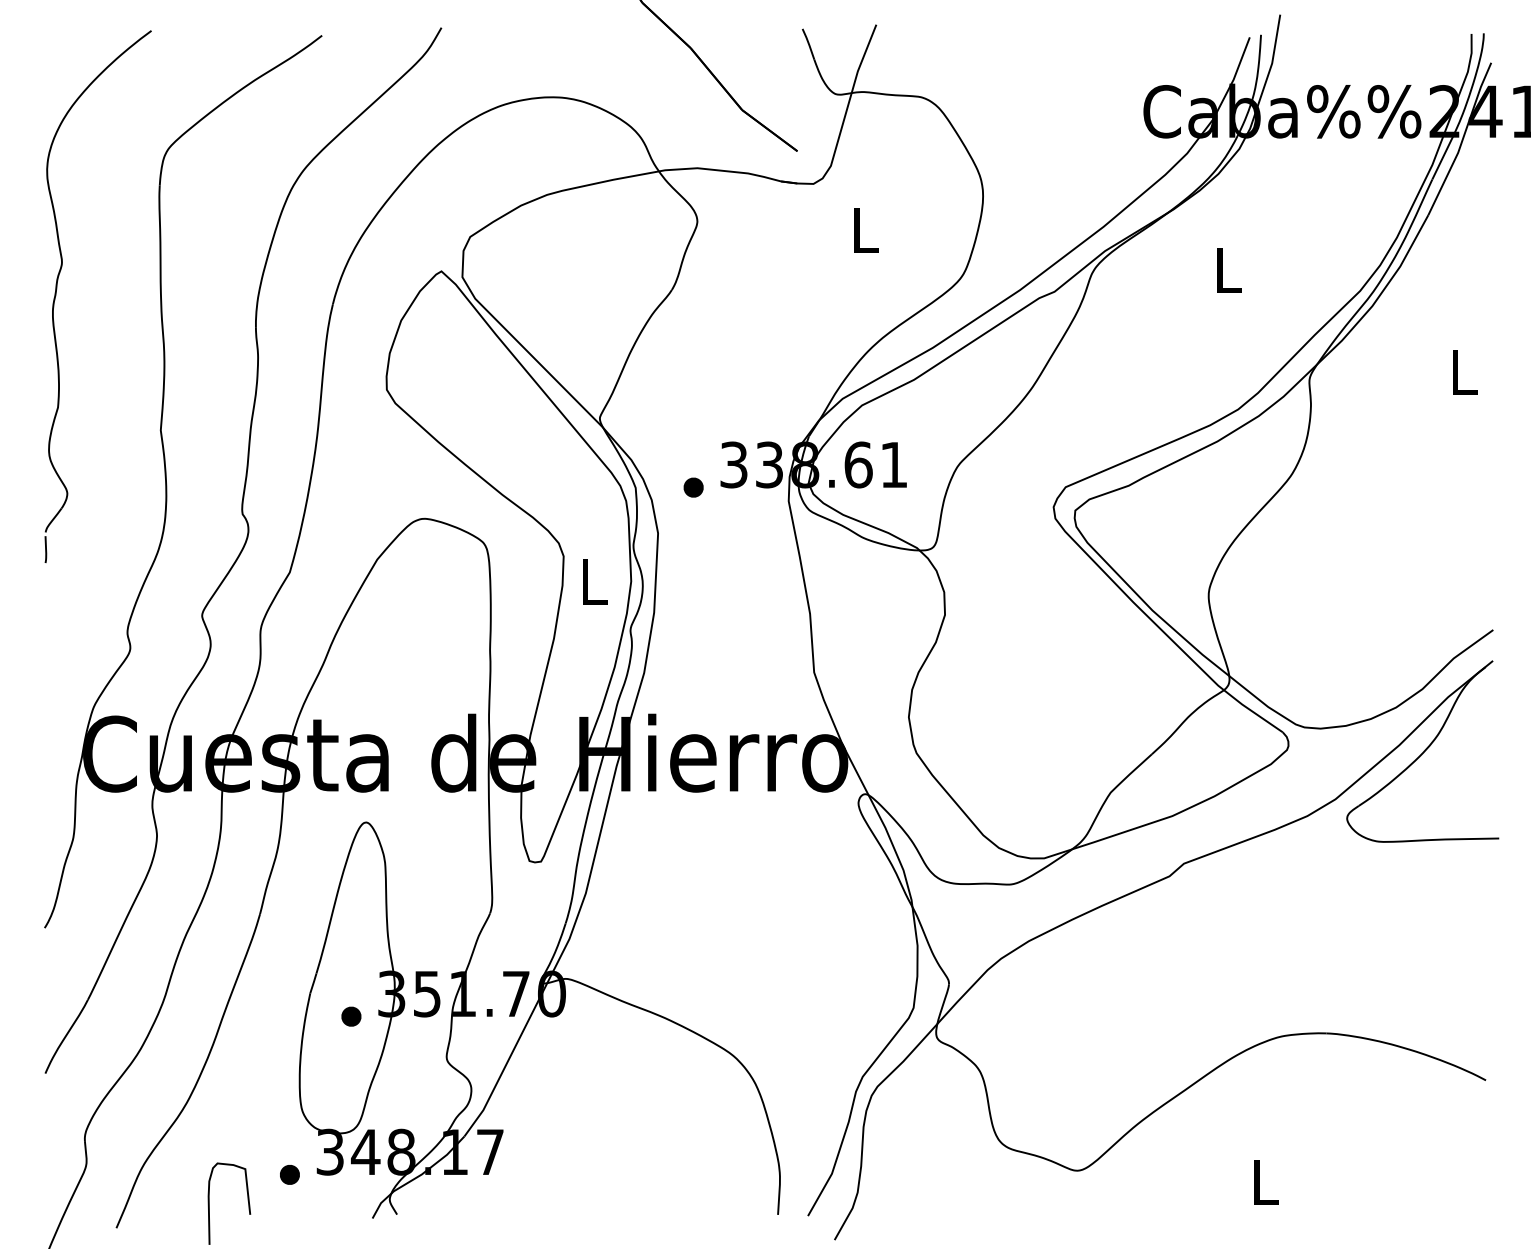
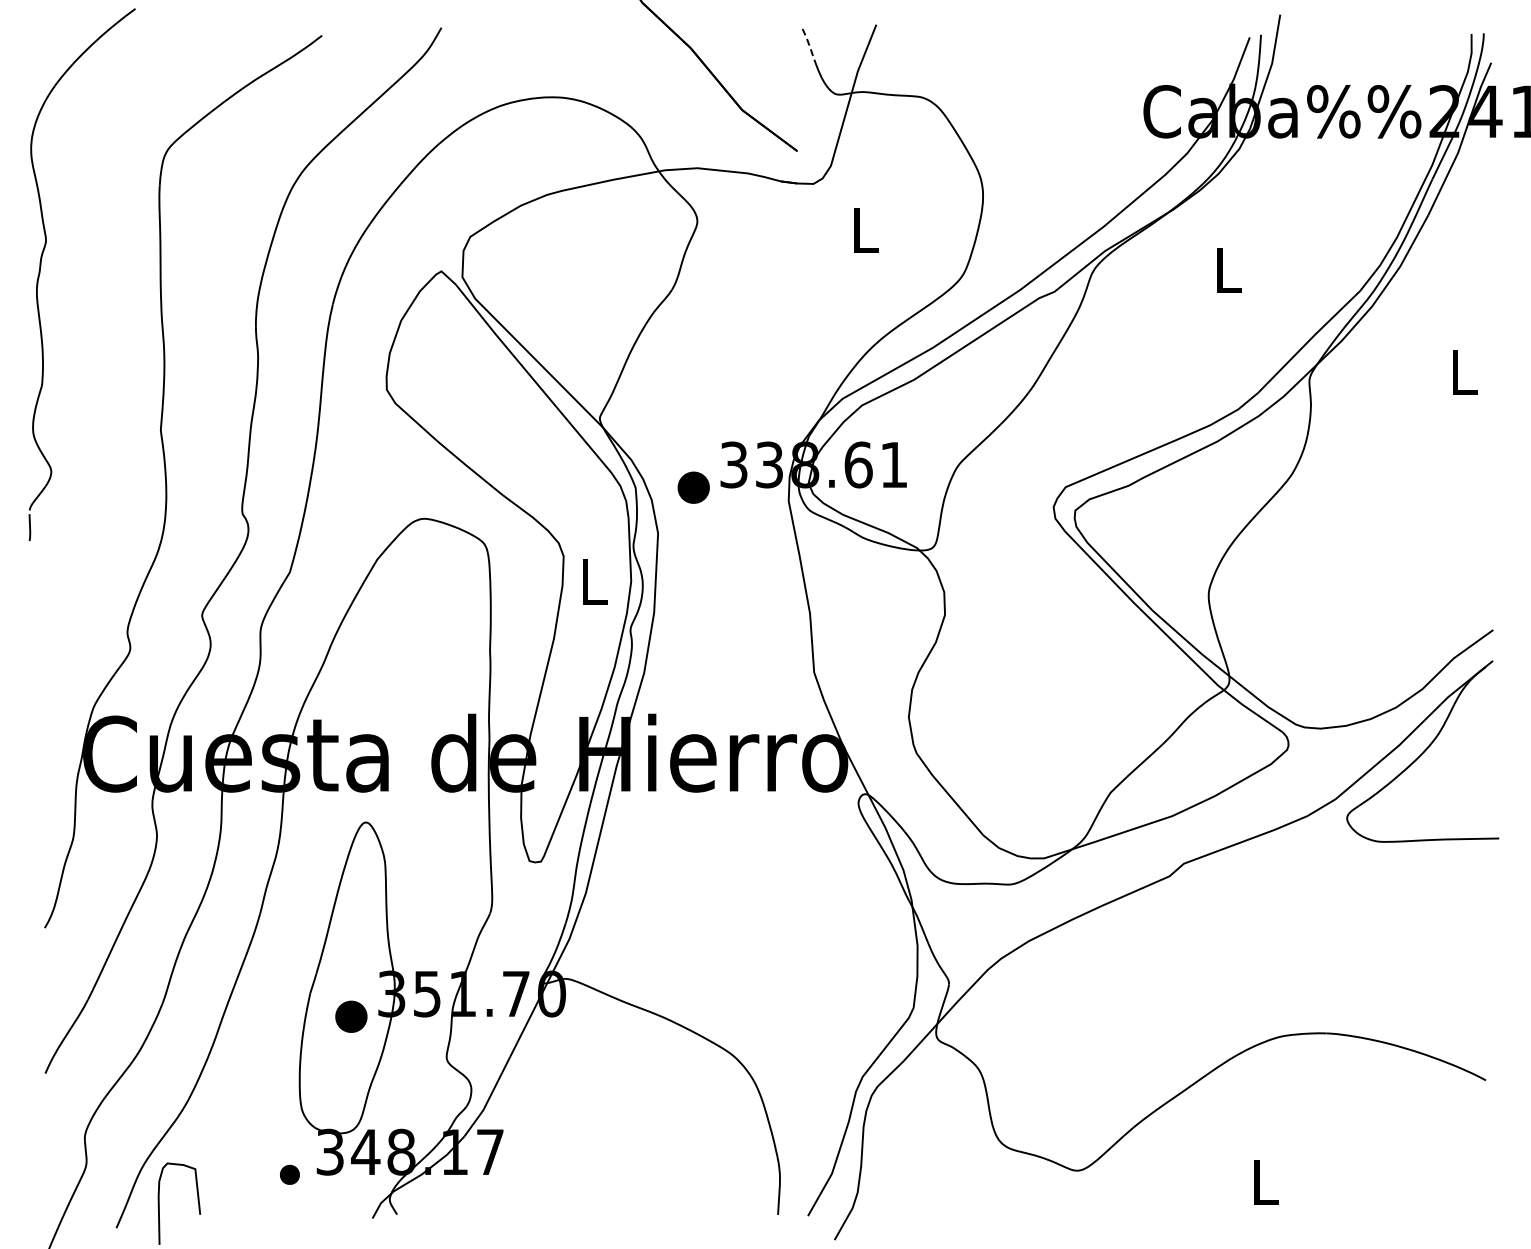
line: solid -> dashed (808, 44)
part position: (57, 289) -> (41, 267) (41, 267)
part size: 21x21 px -> 33x33 px (693, 487)
part size: 21x21 px -> 33x33 px (351, 1016)
curve position: (247, 1200) -> (197, 1200) (197, 1200)
